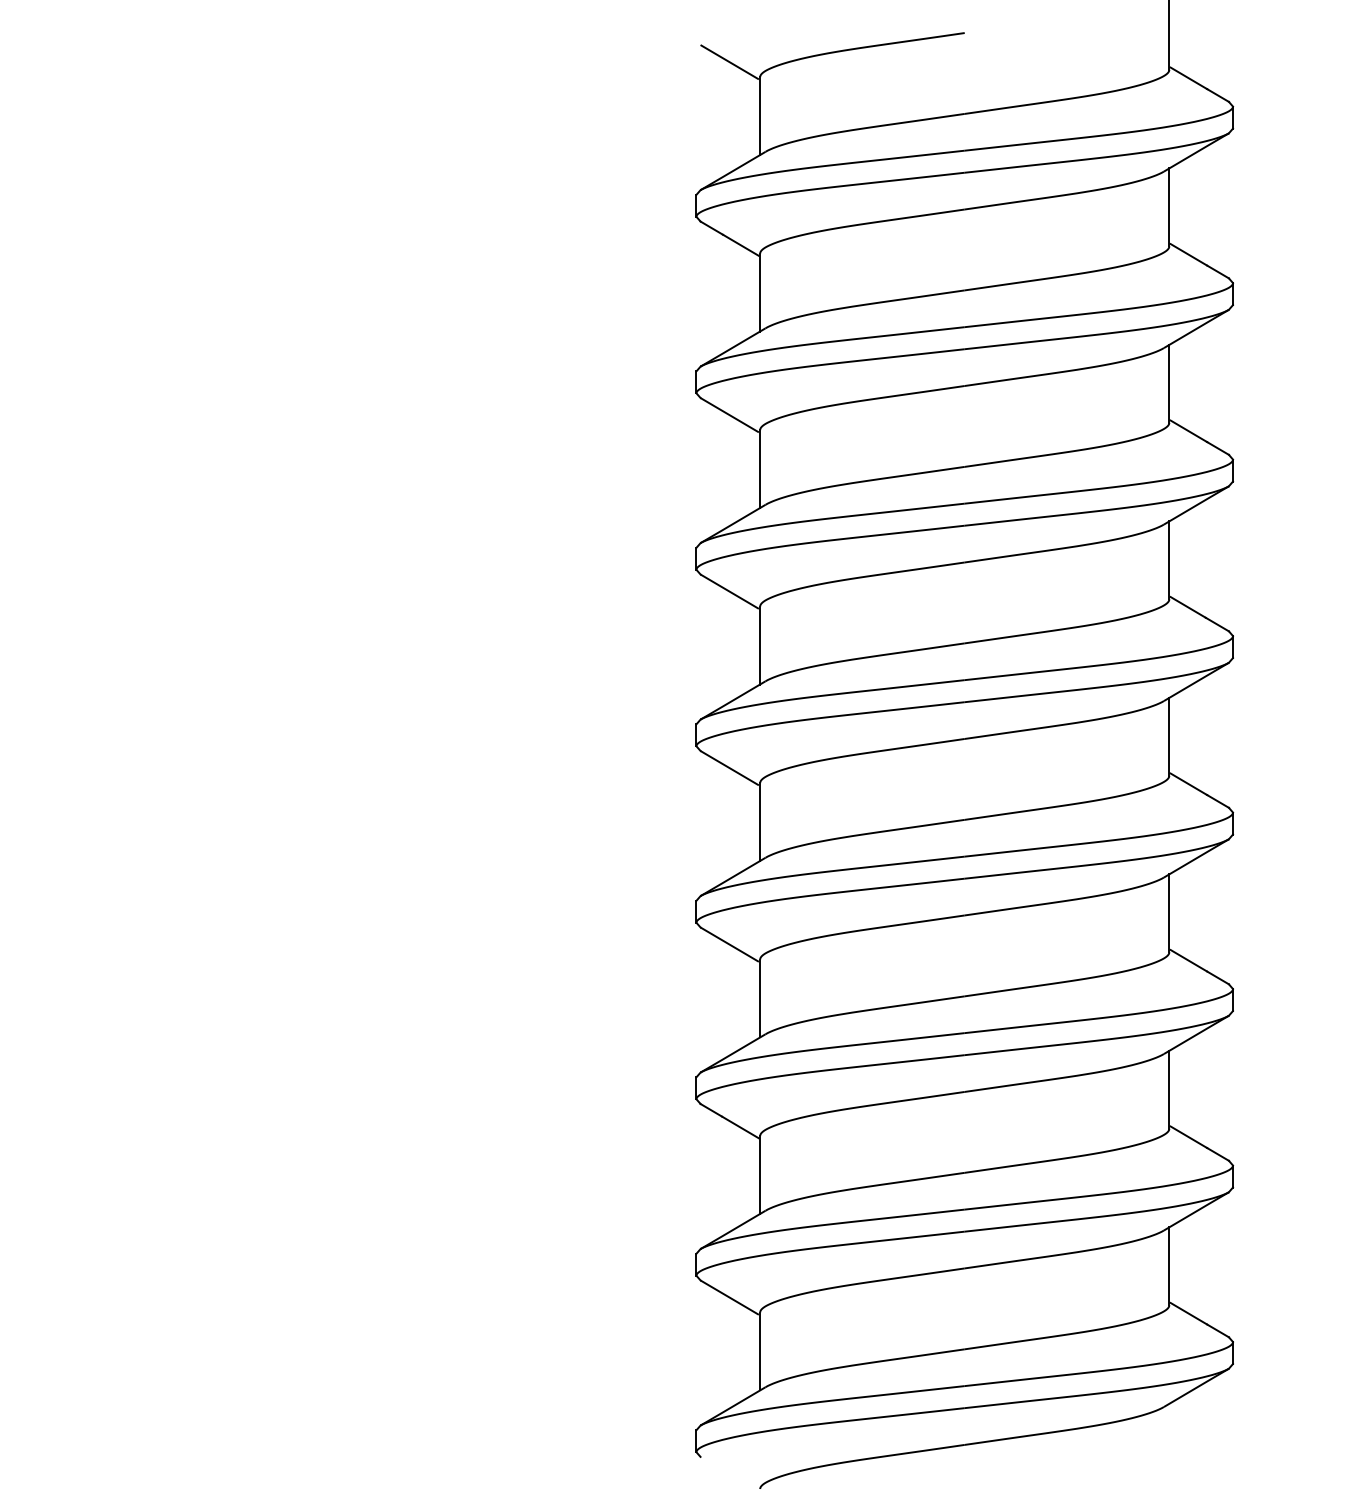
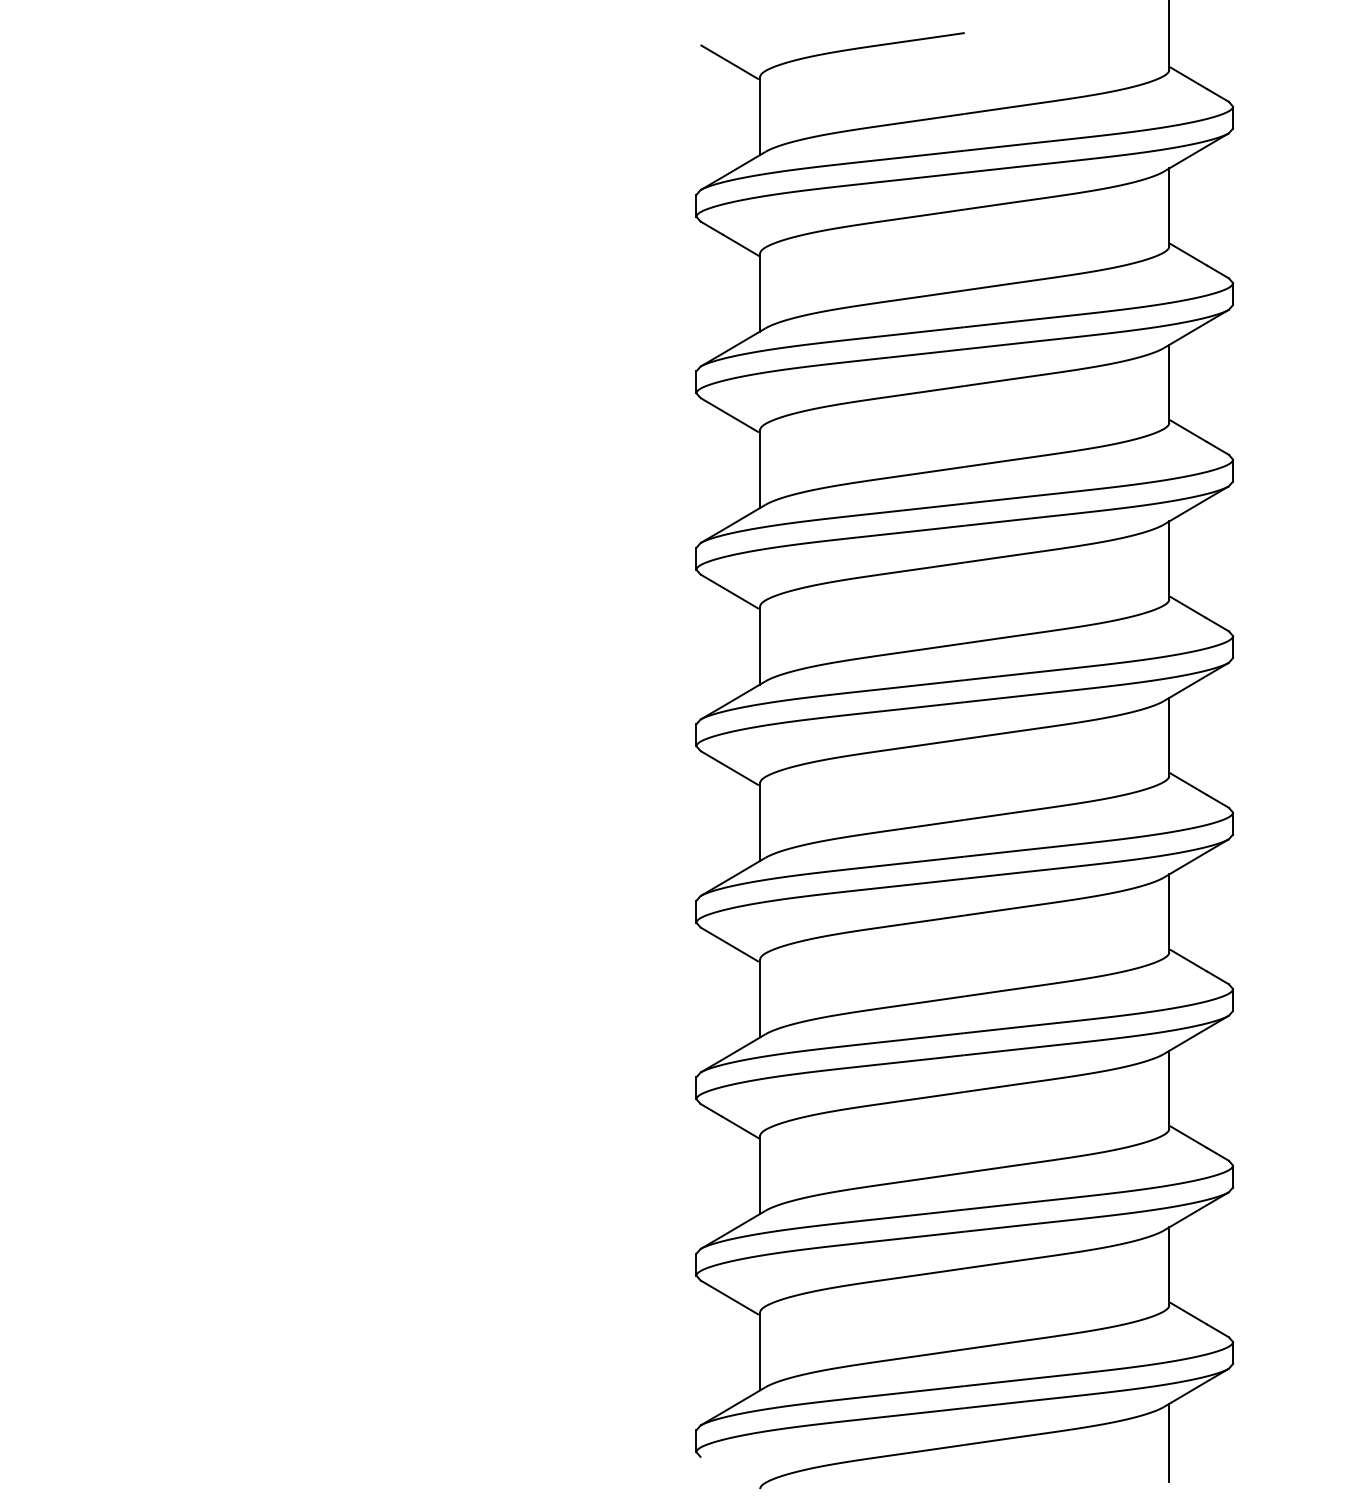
line: none -> present (1169, 1442)
